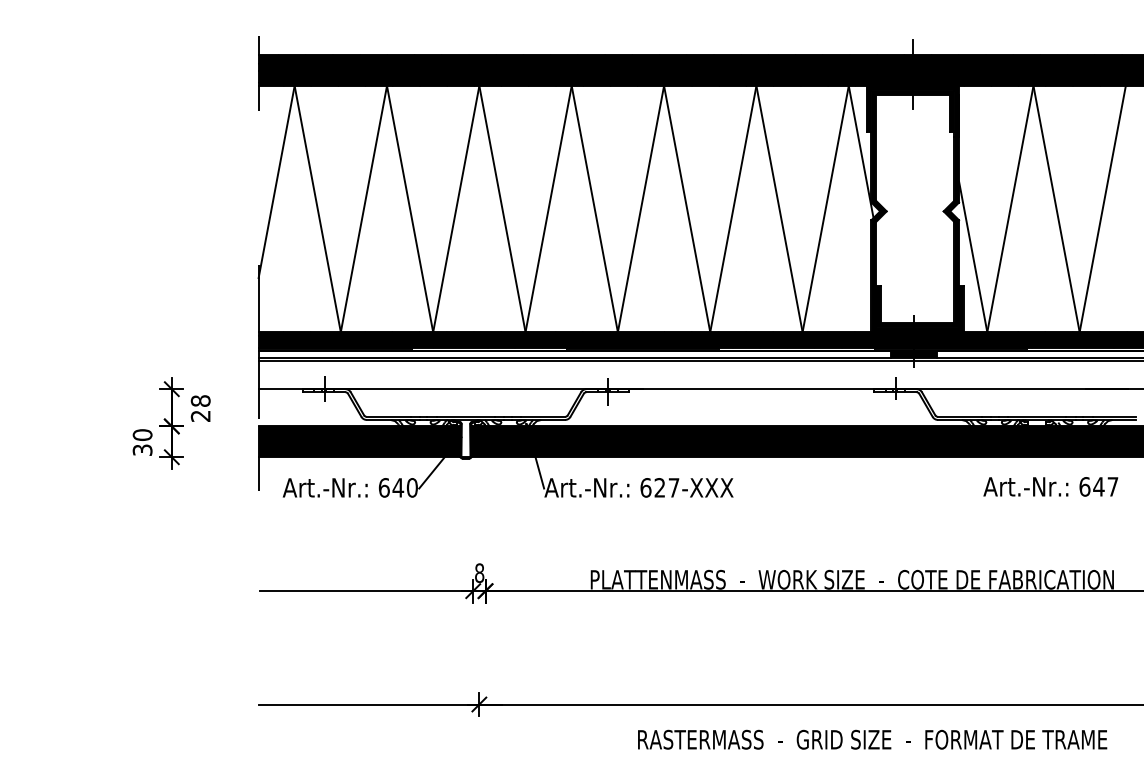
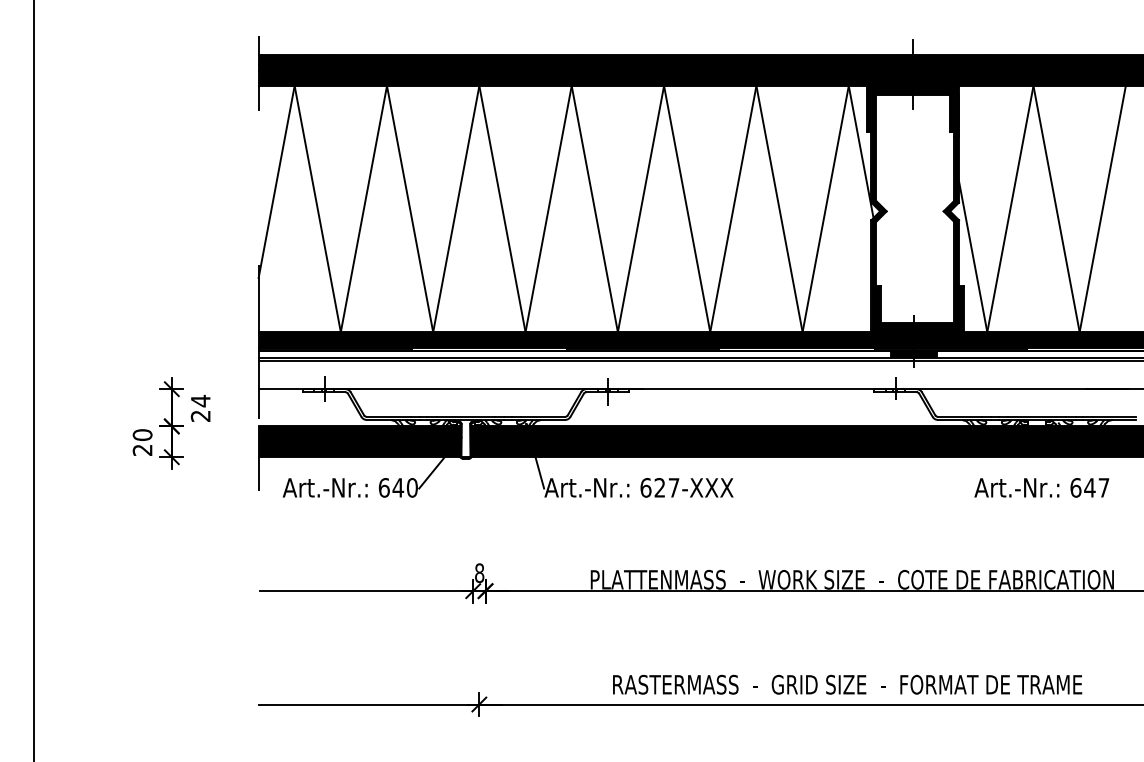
line: none -> present (34, 380)
text: 28 -> 24 (200, 400)
text: 30 -> 20 (142, 449)
text position: (1050, 486) -> (1041, 487) (1041, 487)
text position: (872, 739) -> (847, 684) (847, 684)
